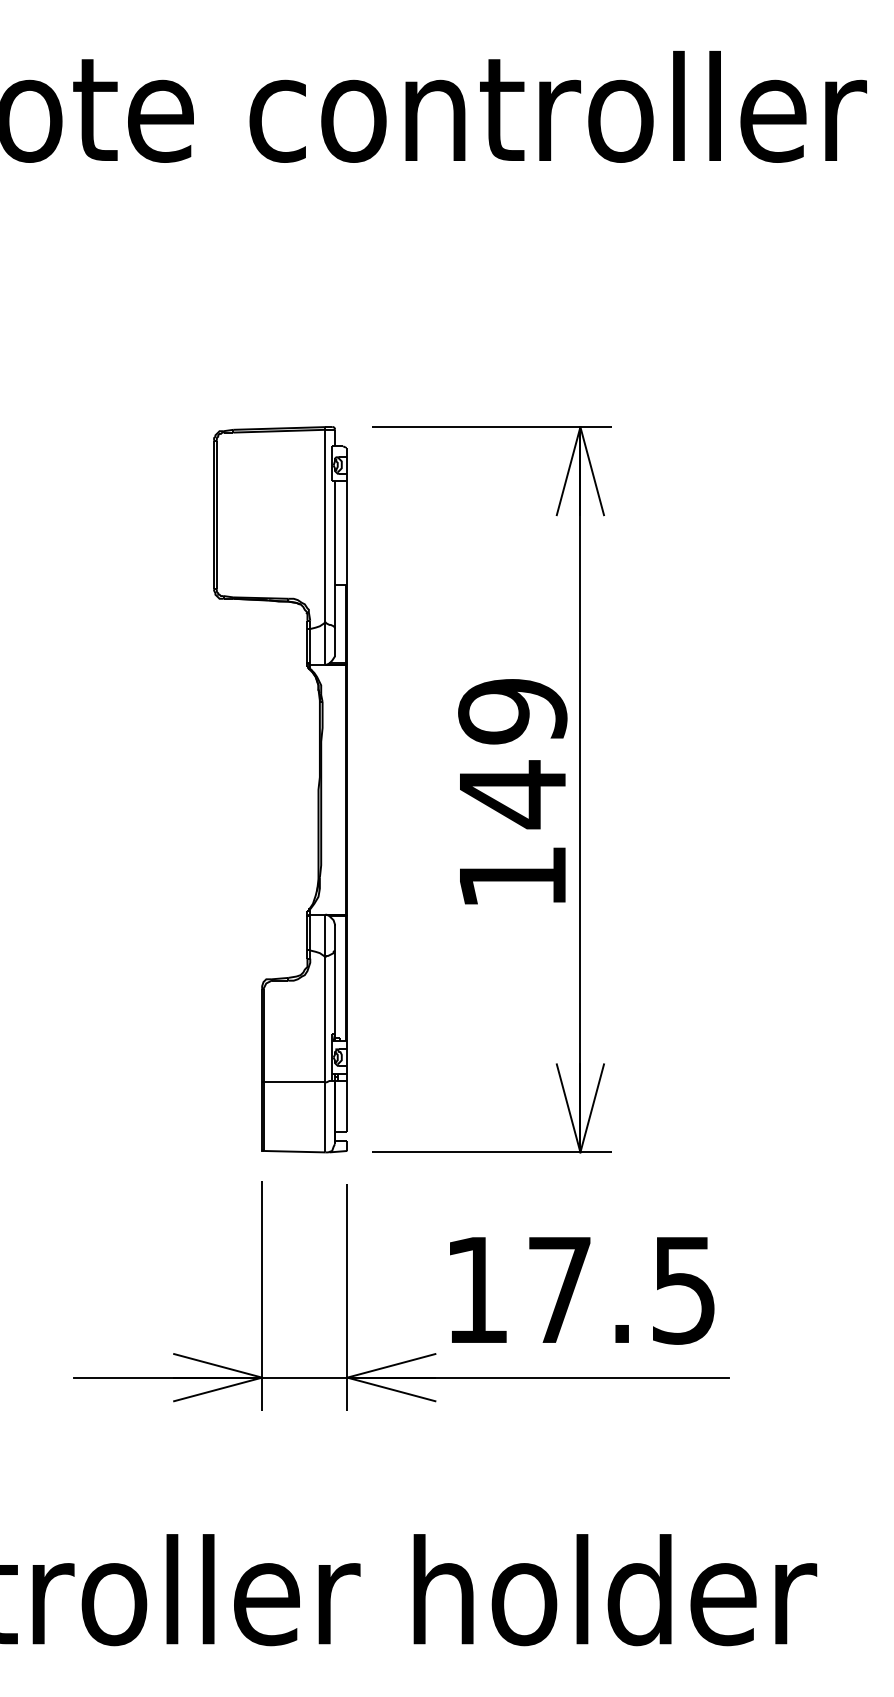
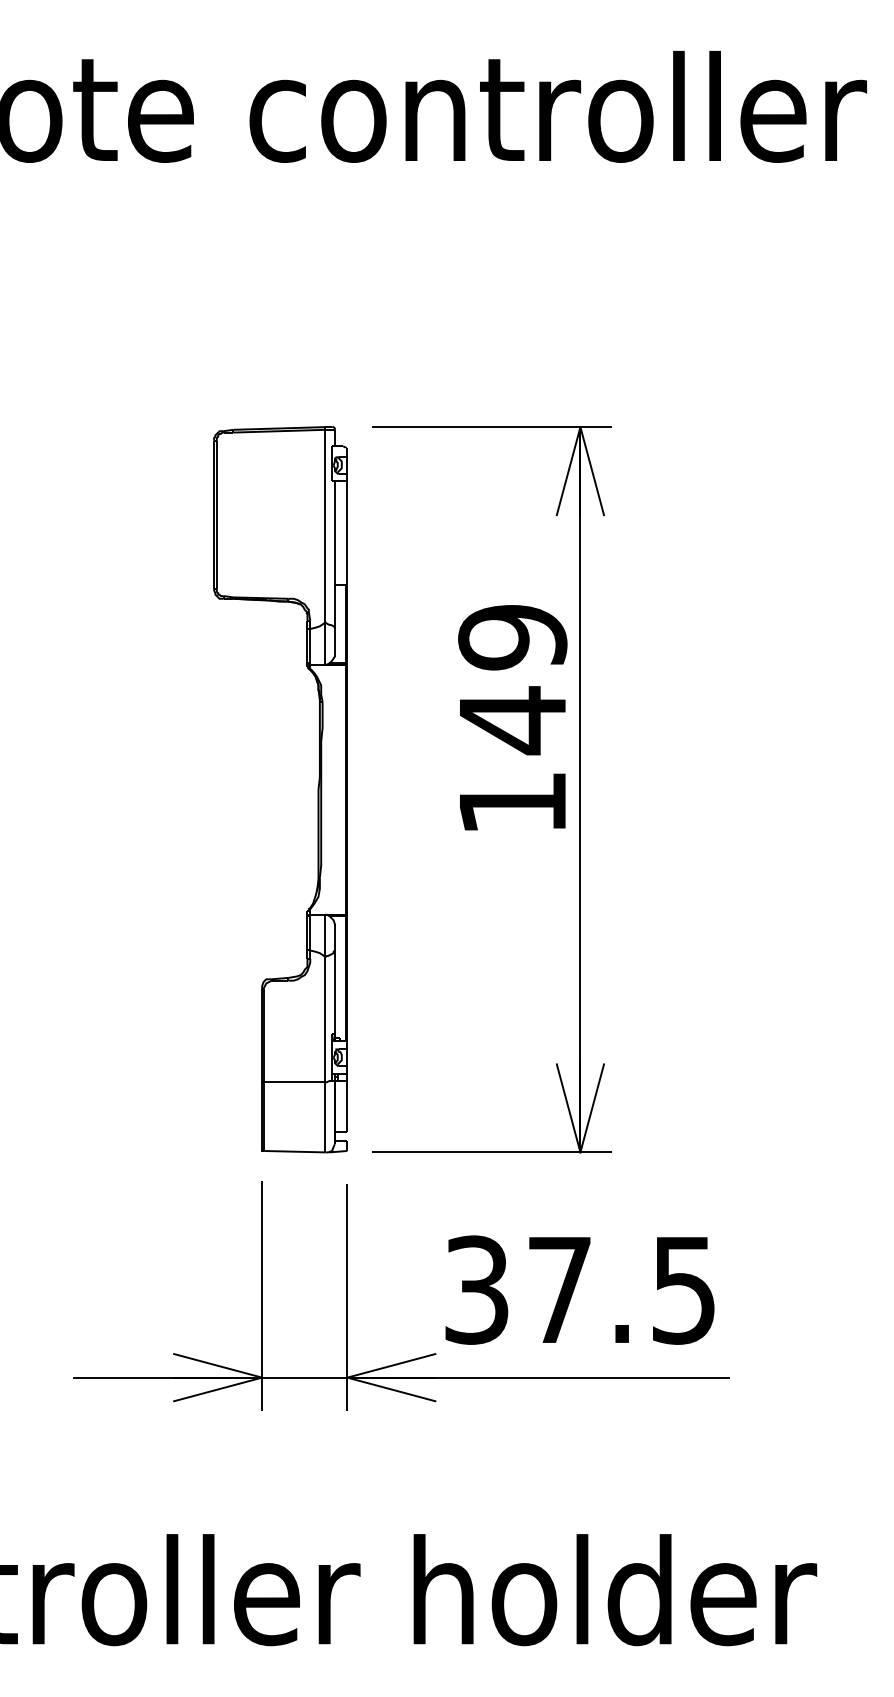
text position: (512, 791) -> (512, 717) (512, 717)
text: 17.5 -> 37.5 (476, 1289)
